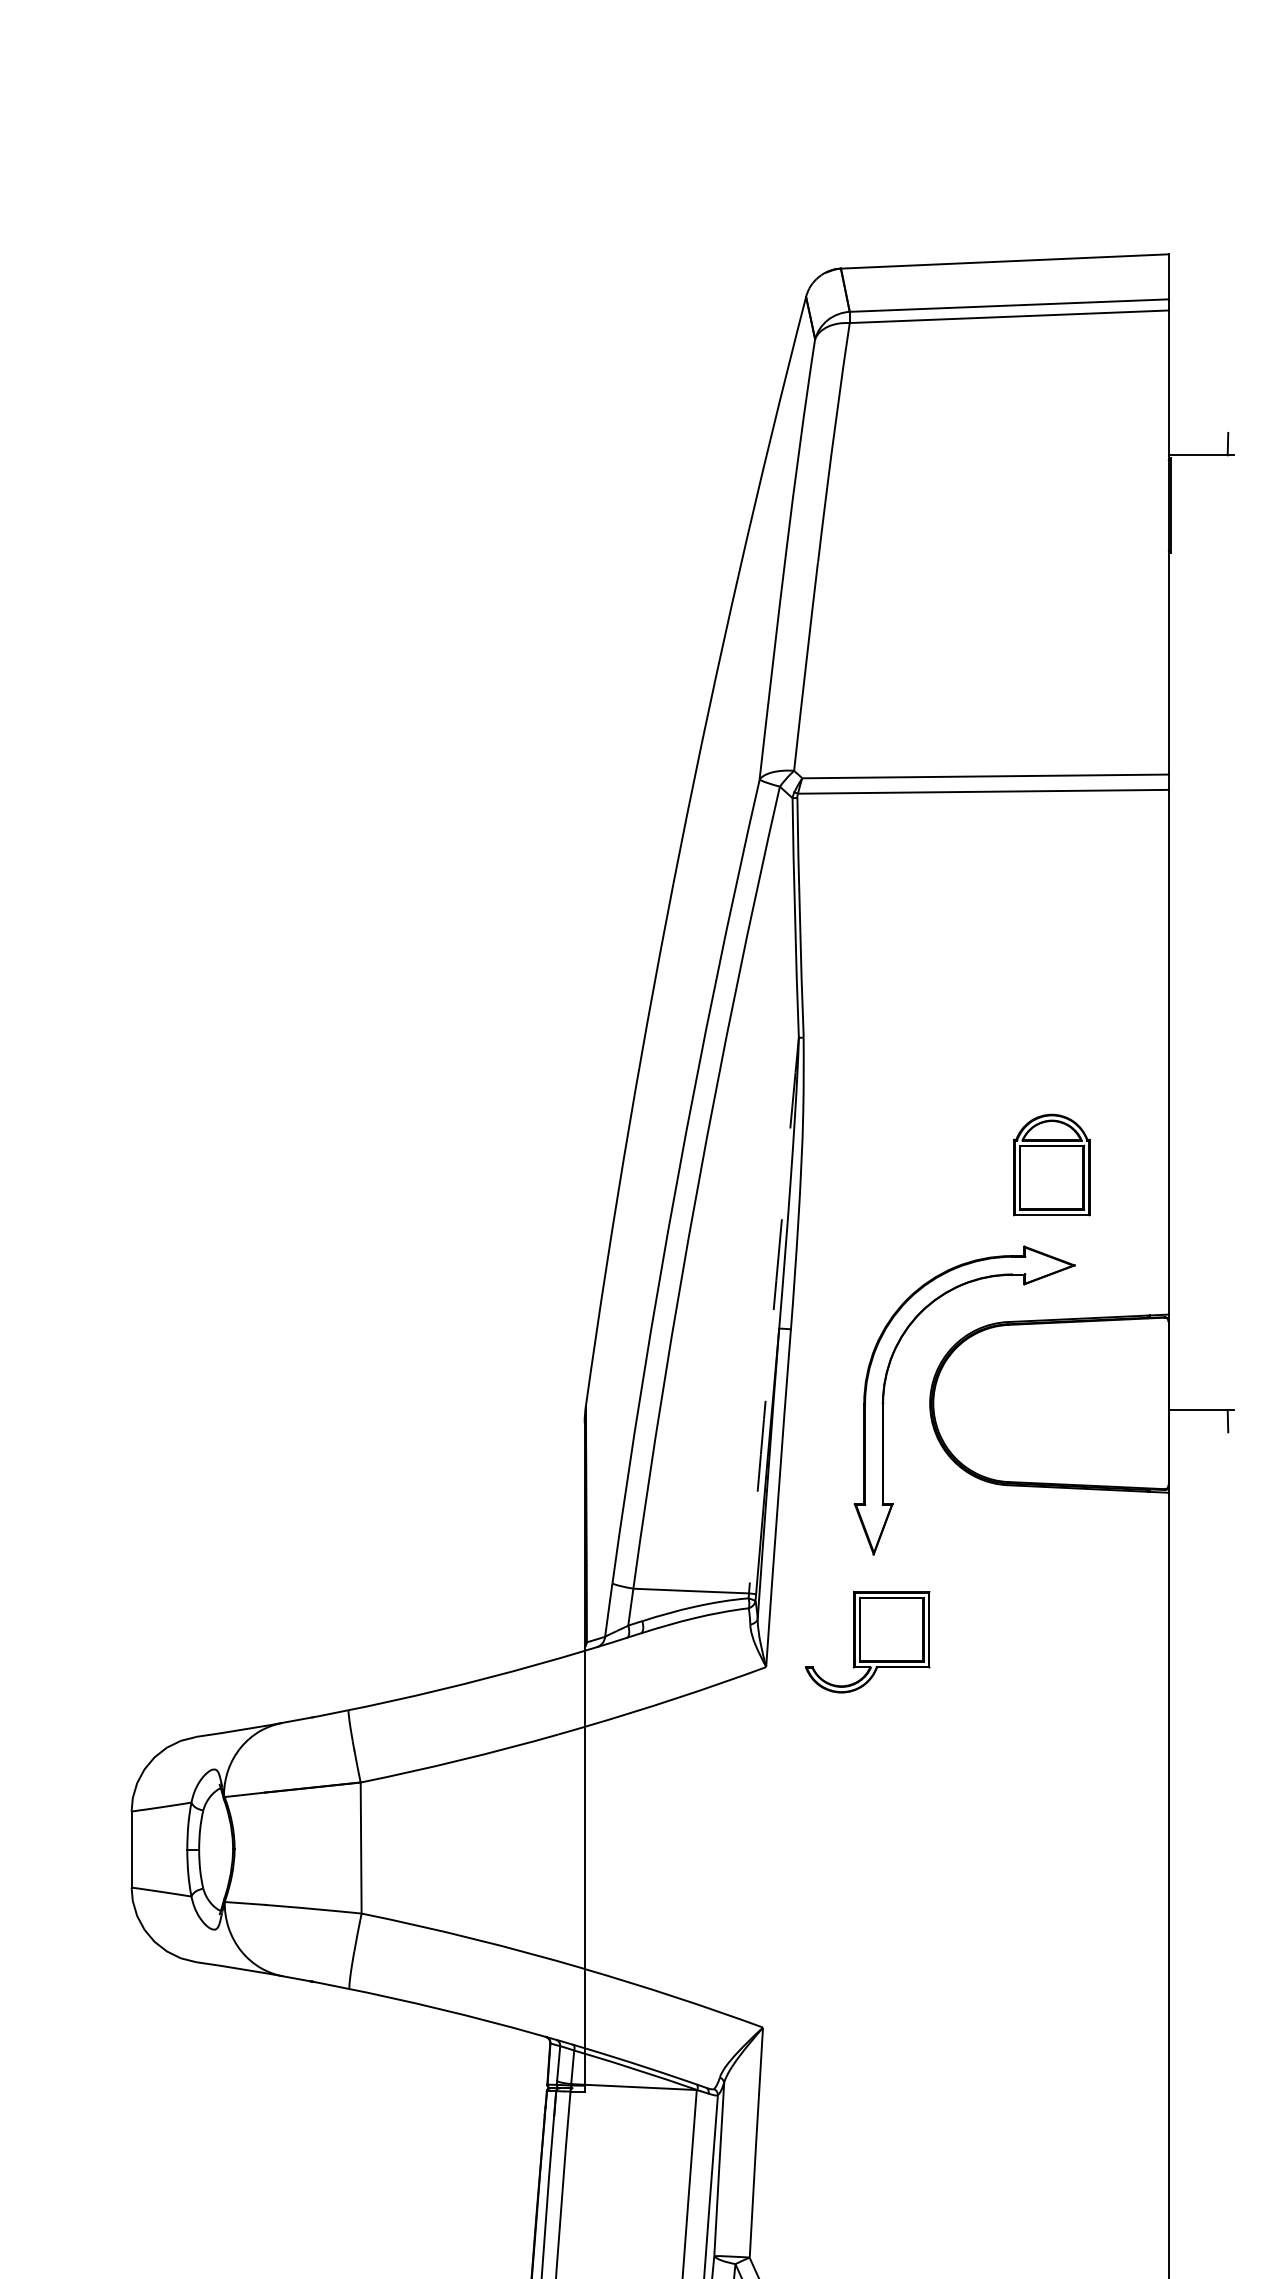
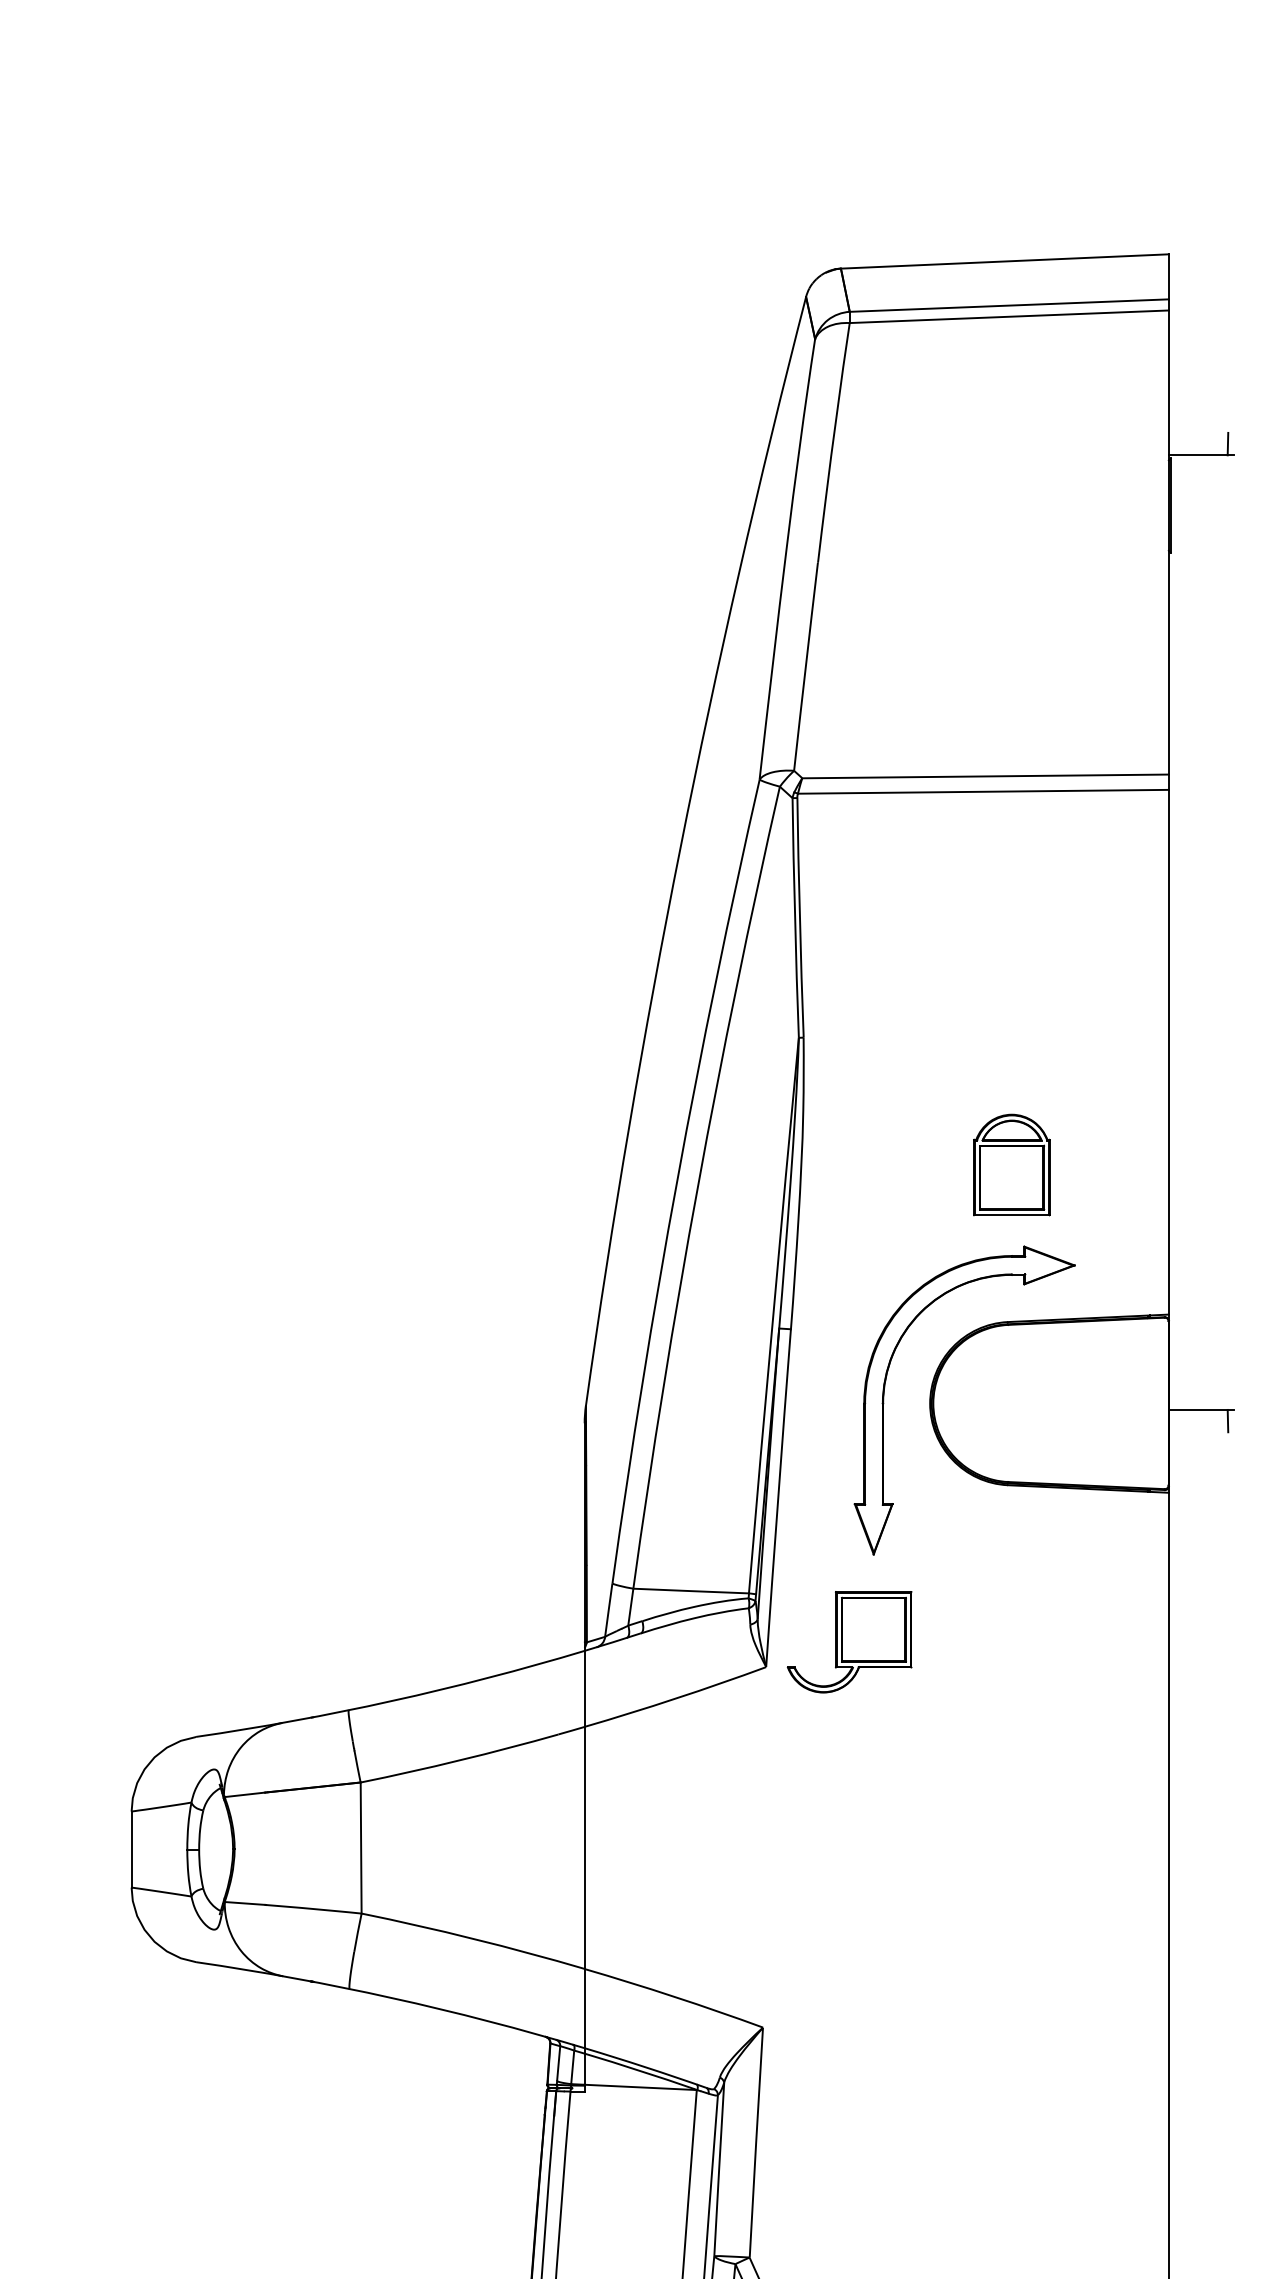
part position: (1051, 1164) -> (1011, 1164) (1011, 1164)
arc: dashed -> solid (773, 1315)
part position: (867, 1642) -> (849, 1642) (849, 1642)
